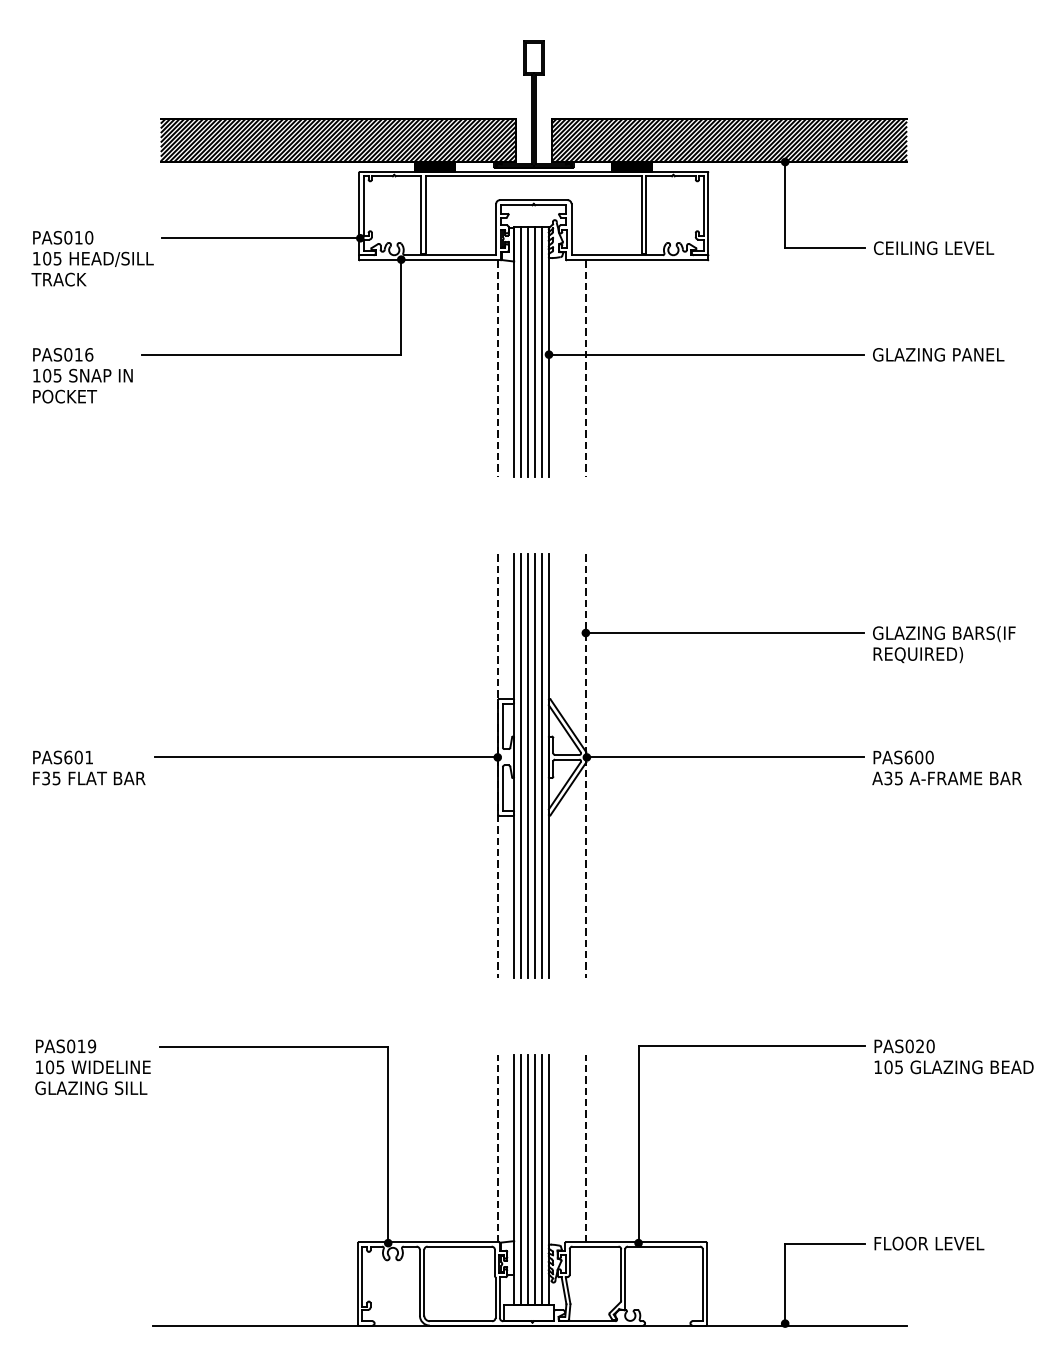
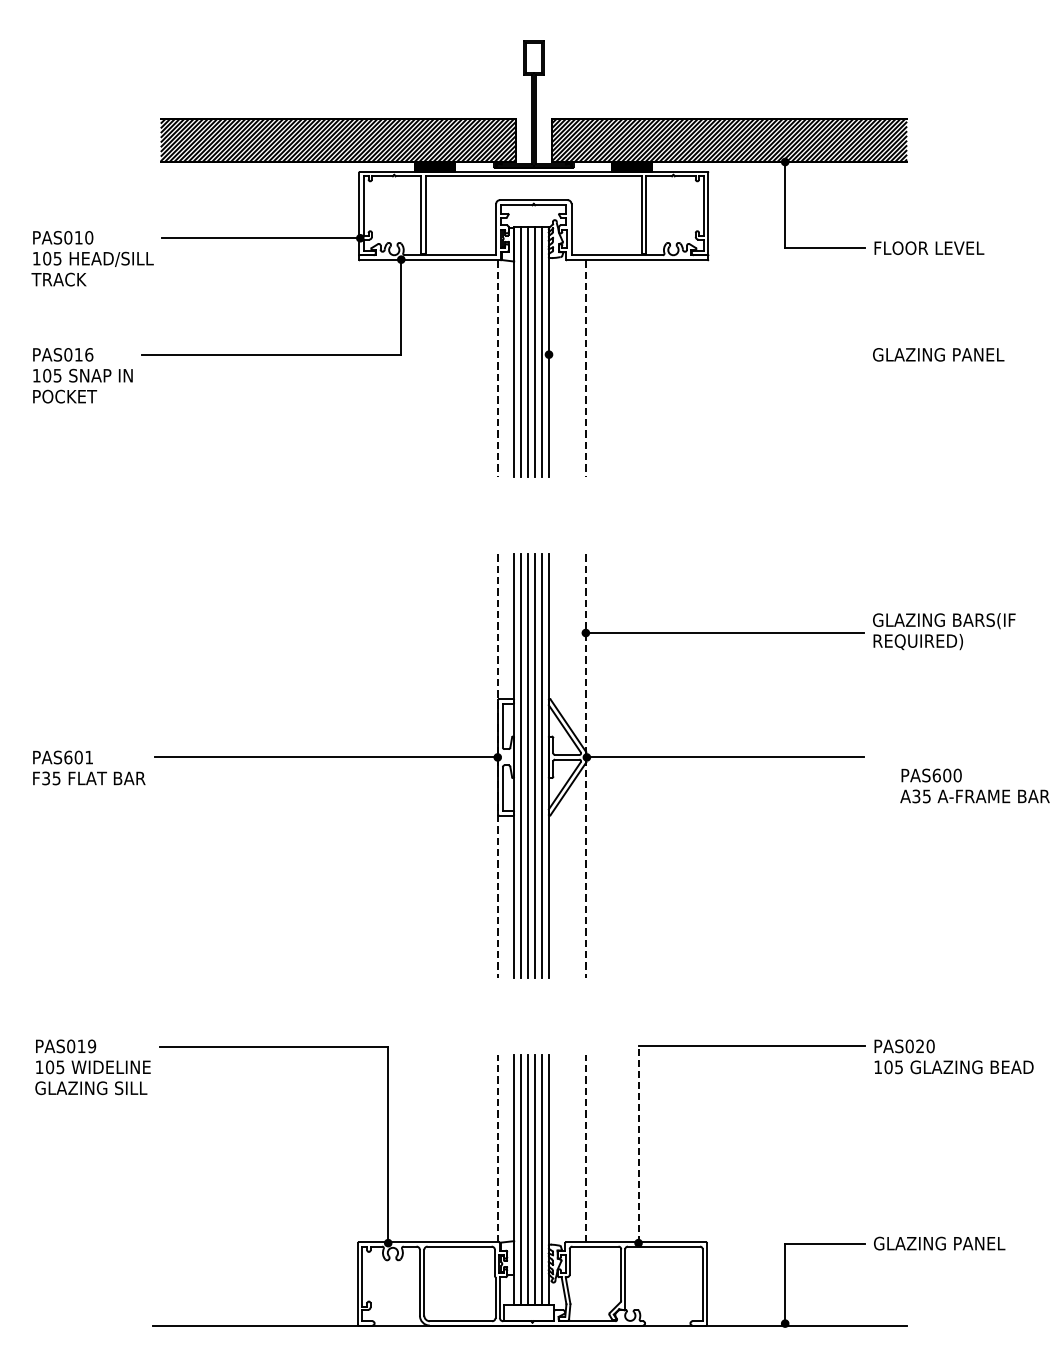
text: CEILING LEVEL -> FLOOR LEVEL (934, 248)
line: present -> none (706, 354)
text position: (944, 644) -> (944, 631) (944, 631)
text position: (946, 767) -> (974, 785) (974, 785)
line: solid -> dashed (638, 1144)
text: FLOOR LEVEL -> GLAZING PANEL (939, 1243)
